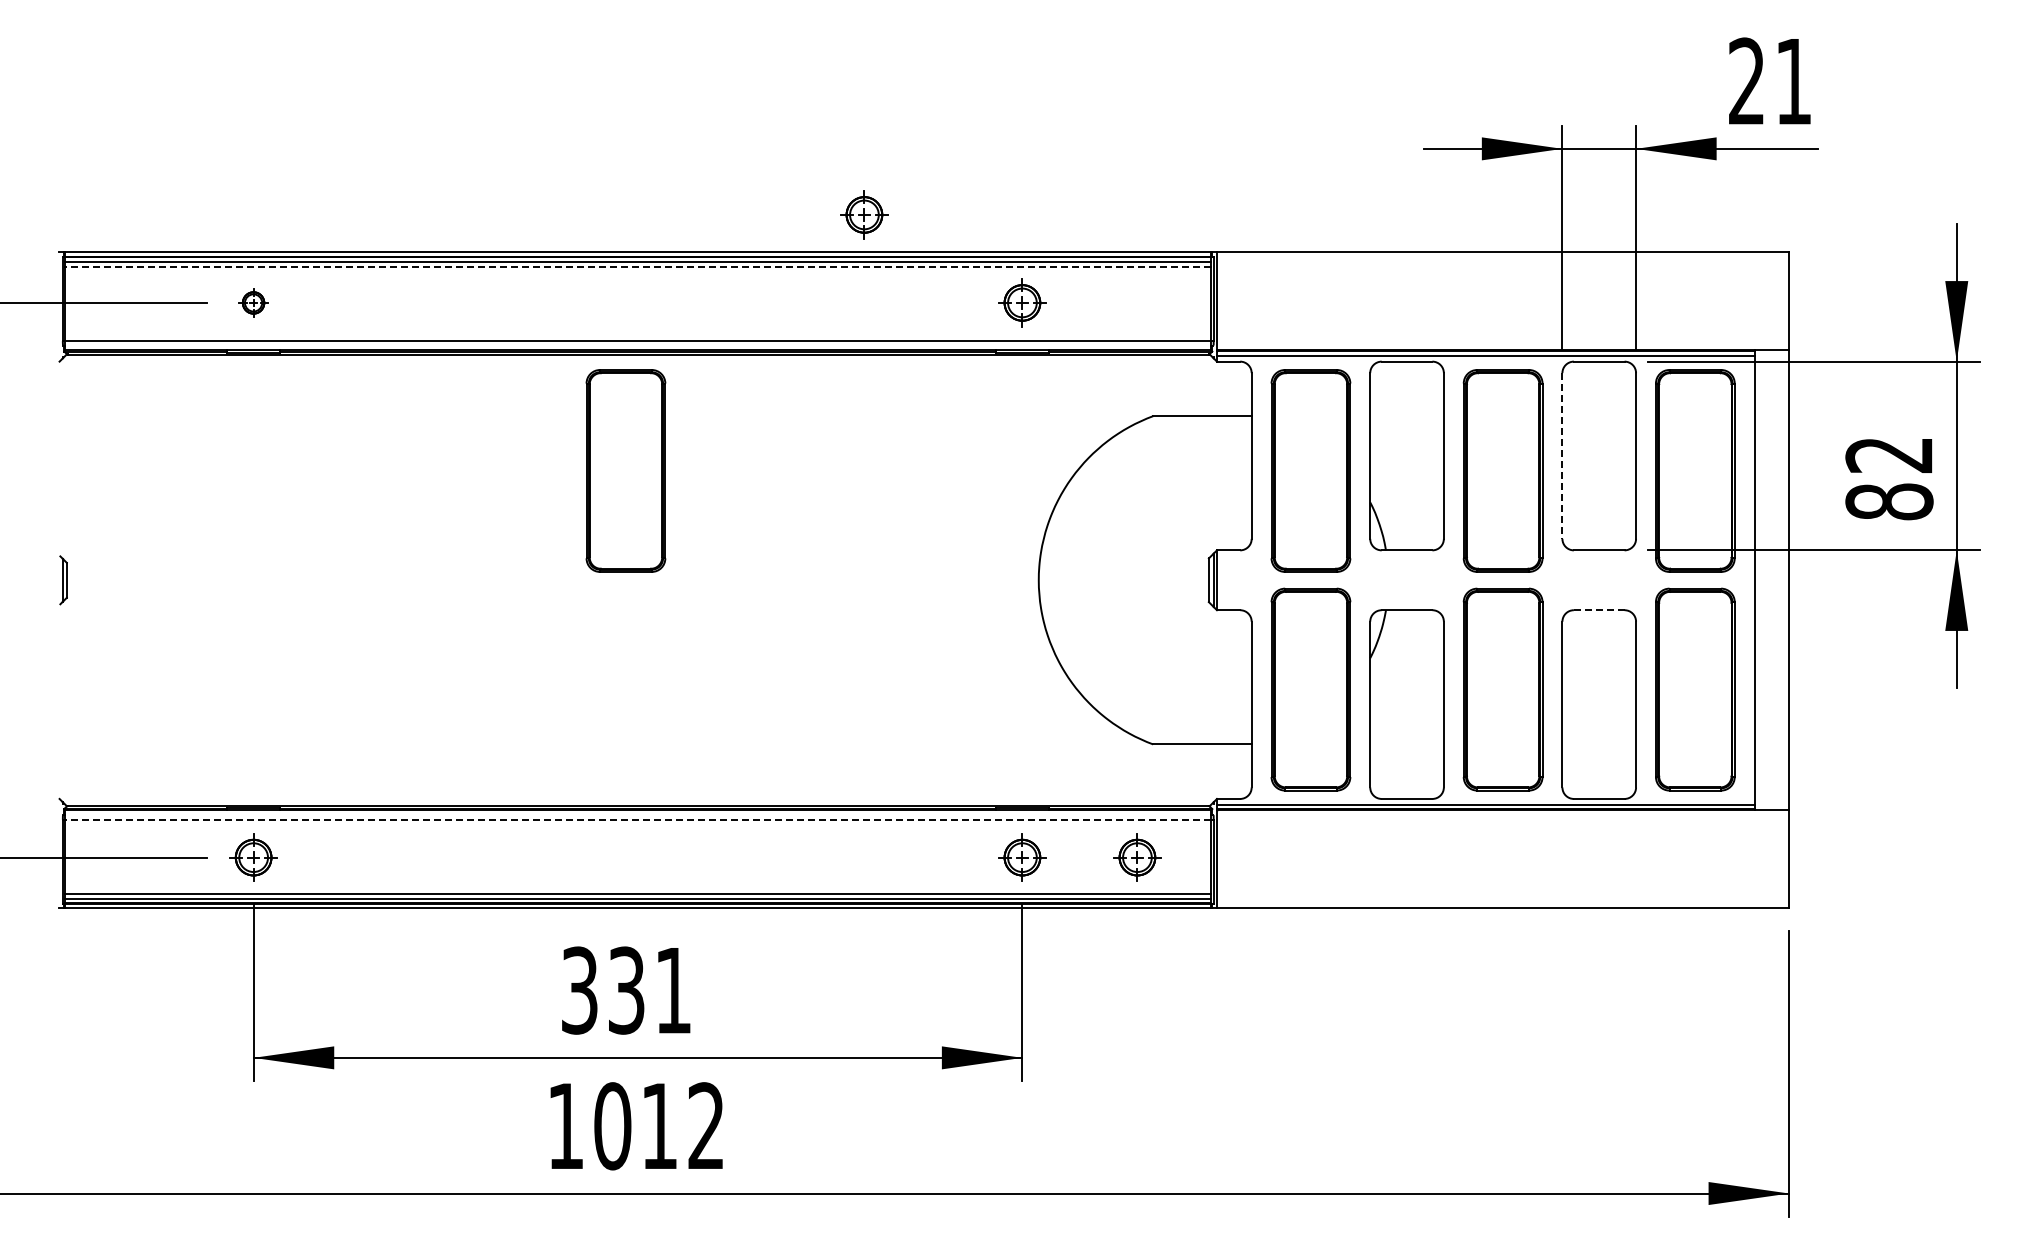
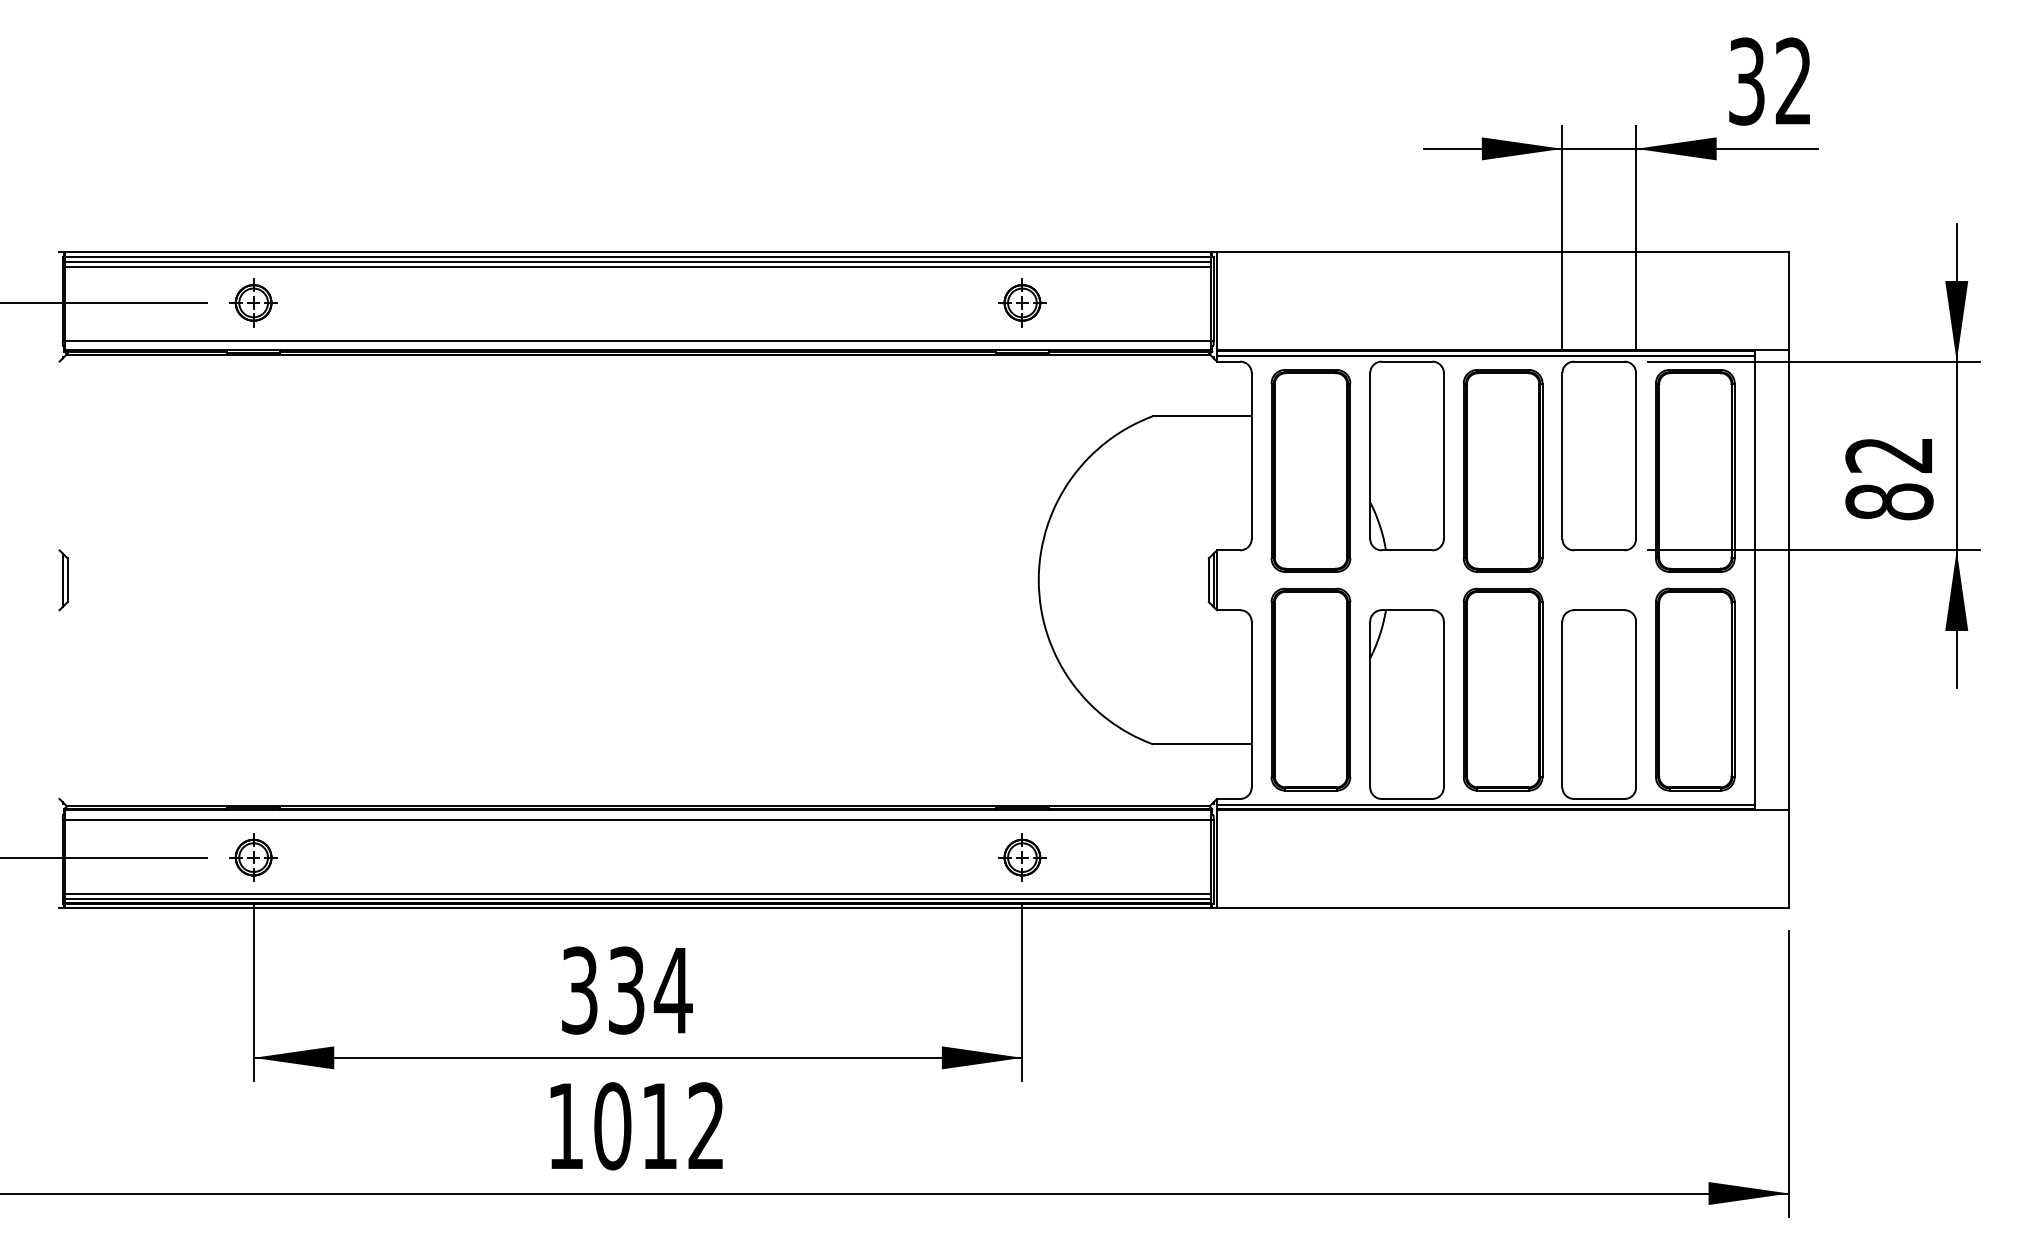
text: 21 -> 32 (1769, 81)
part: present -> none (864, 214)
line: dashed -> solid (637, 266)
part size: 31x30 px -> 49x50 px (253, 302)
line: dashed -> solid (1562, 456)
part: present -> none (625, 470)
part size: 9x51 px -> 11x63 px (63, 580)
line: dashed -> solid (1598, 610)
line: dashed -> solid (637, 819)
part: present -> none (1137, 857)
text: 331 -> 334 (672, 990)
